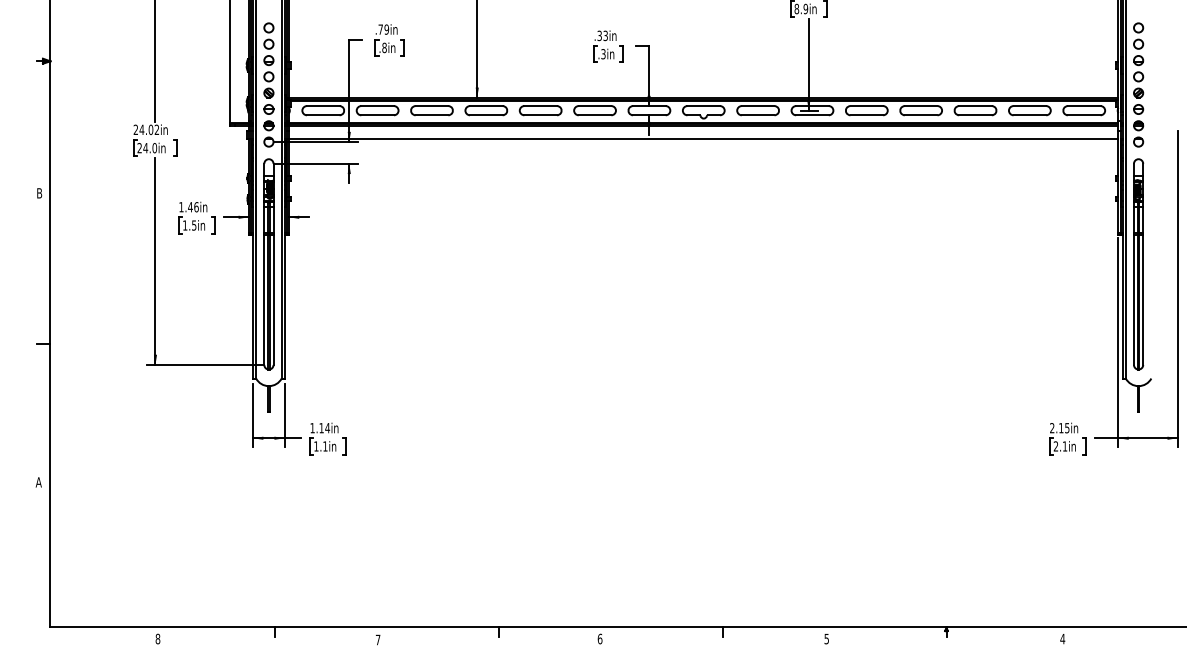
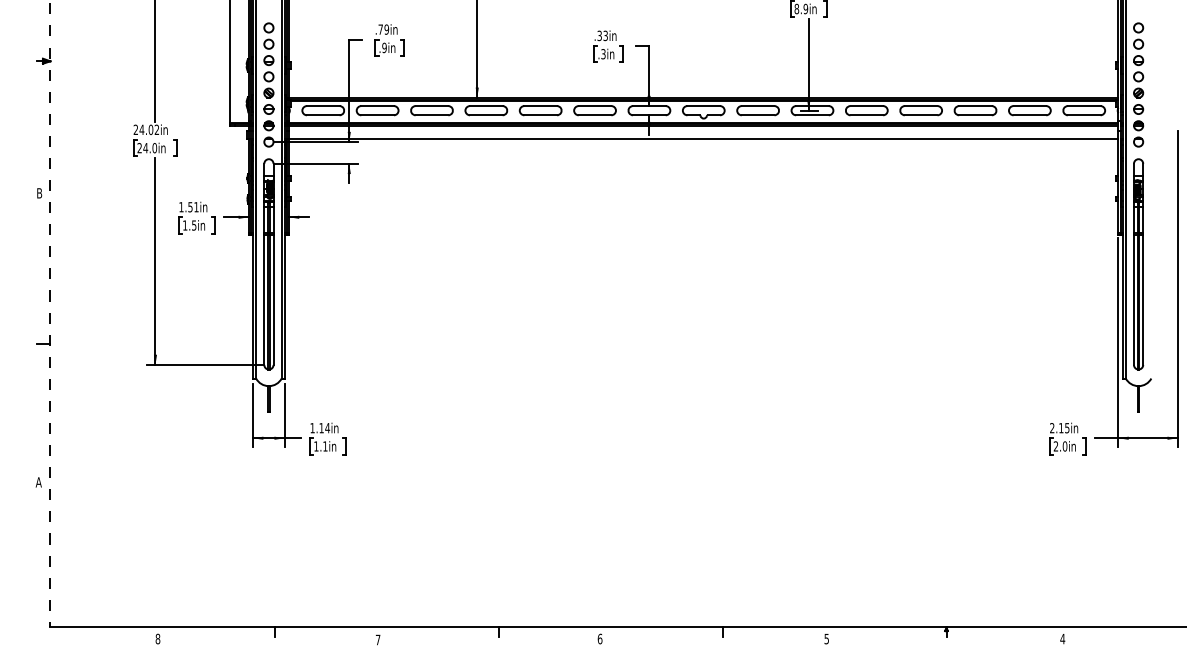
text: .8in -> .9in (384, 48)
text: 1.46in -> 1.51in (193, 207)
line: solid -> dashed (50, 314)
text: 2.1in -> 2.0in (1064, 446)
